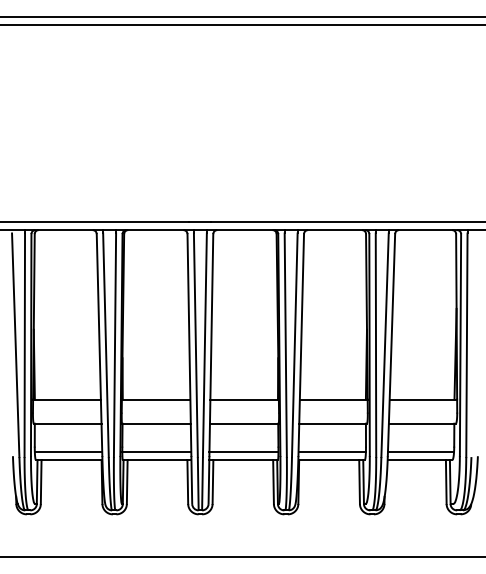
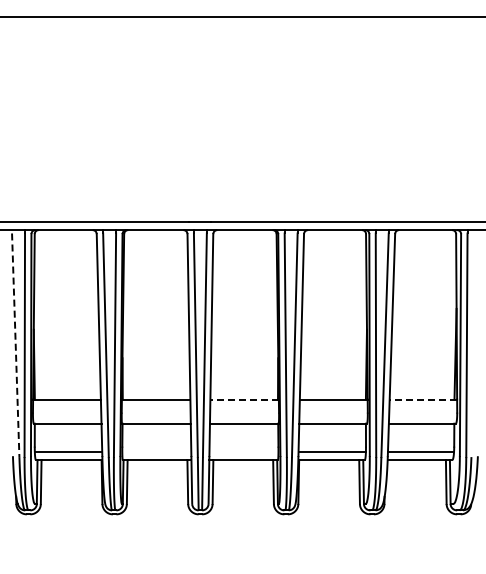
line: present -> none (242, 25)
line: solid -> dashed (15, 345)
line: solid -> dashed (244, 399)
line: solid -> dashed (423, 399)
line: present -> none (156, 451)
line: present -> none (243, 451)
line: present -> none (242, 556)
